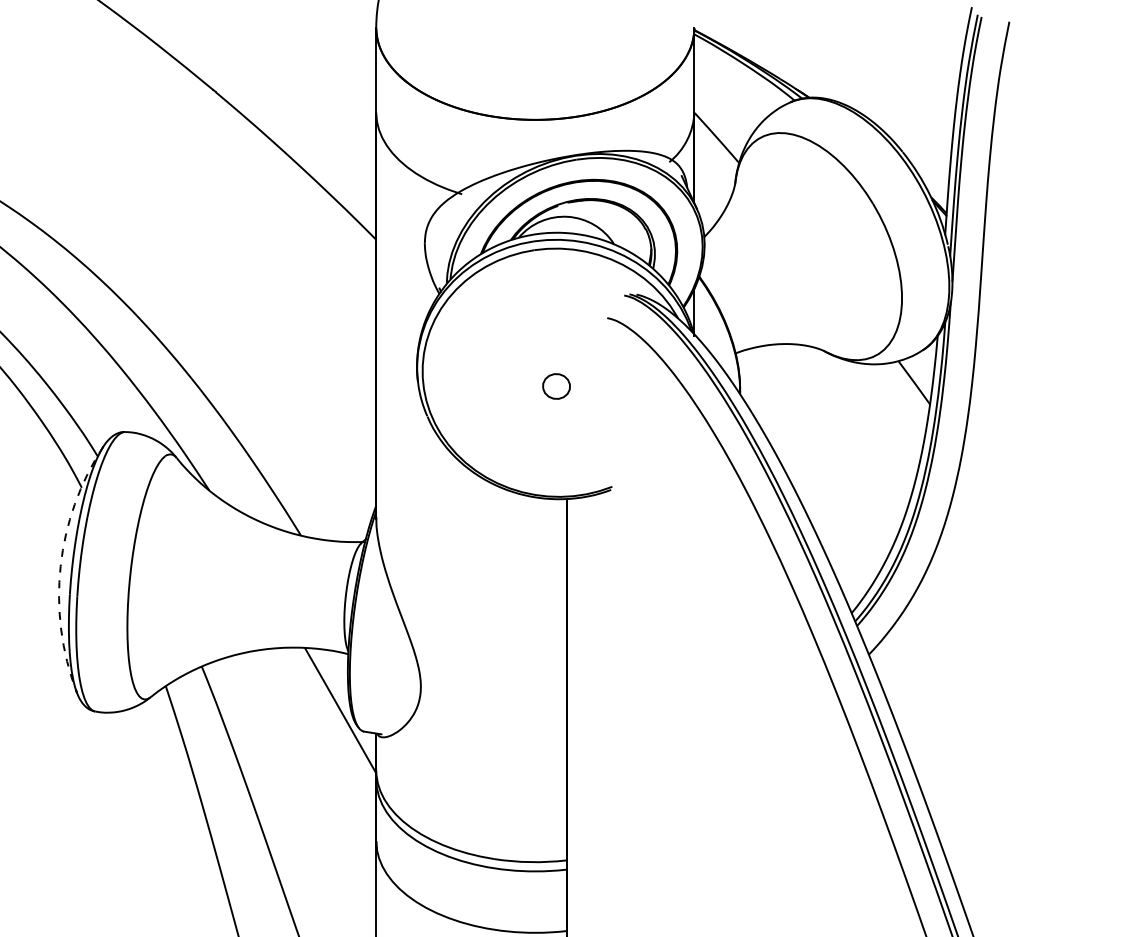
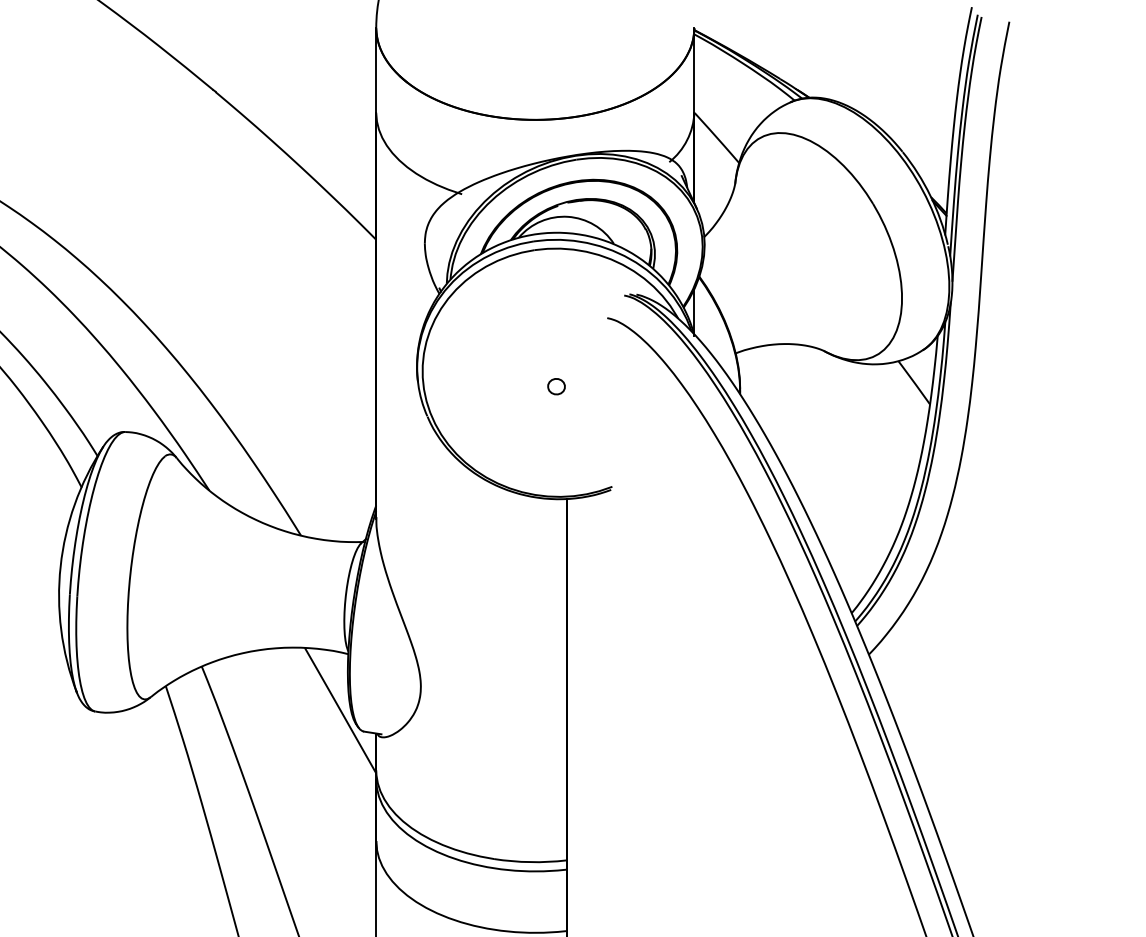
part size: 29x27 px -> 19x18 px (556, 386)
arc: dashed -> solid (60, 566)
